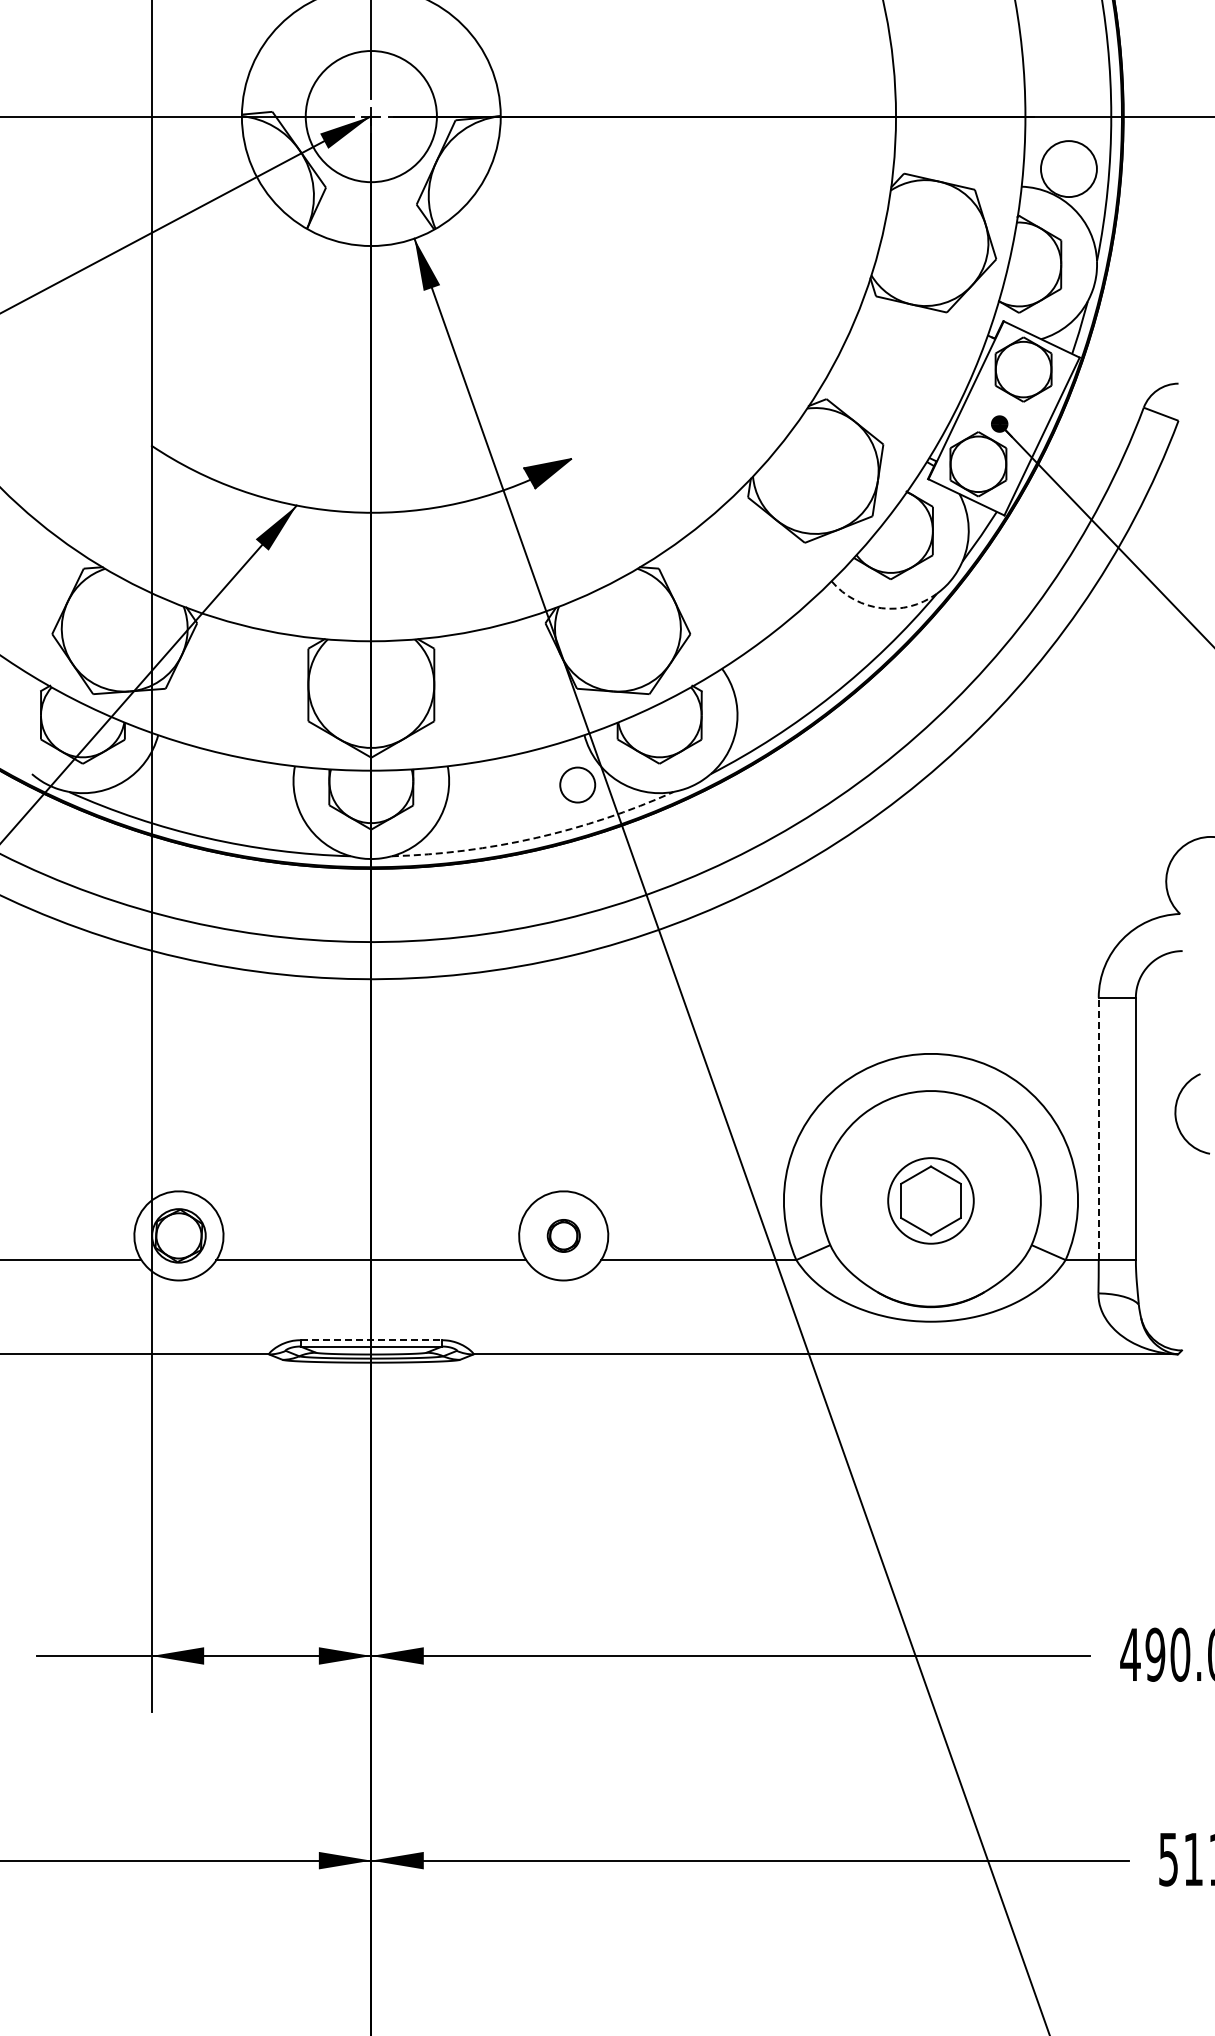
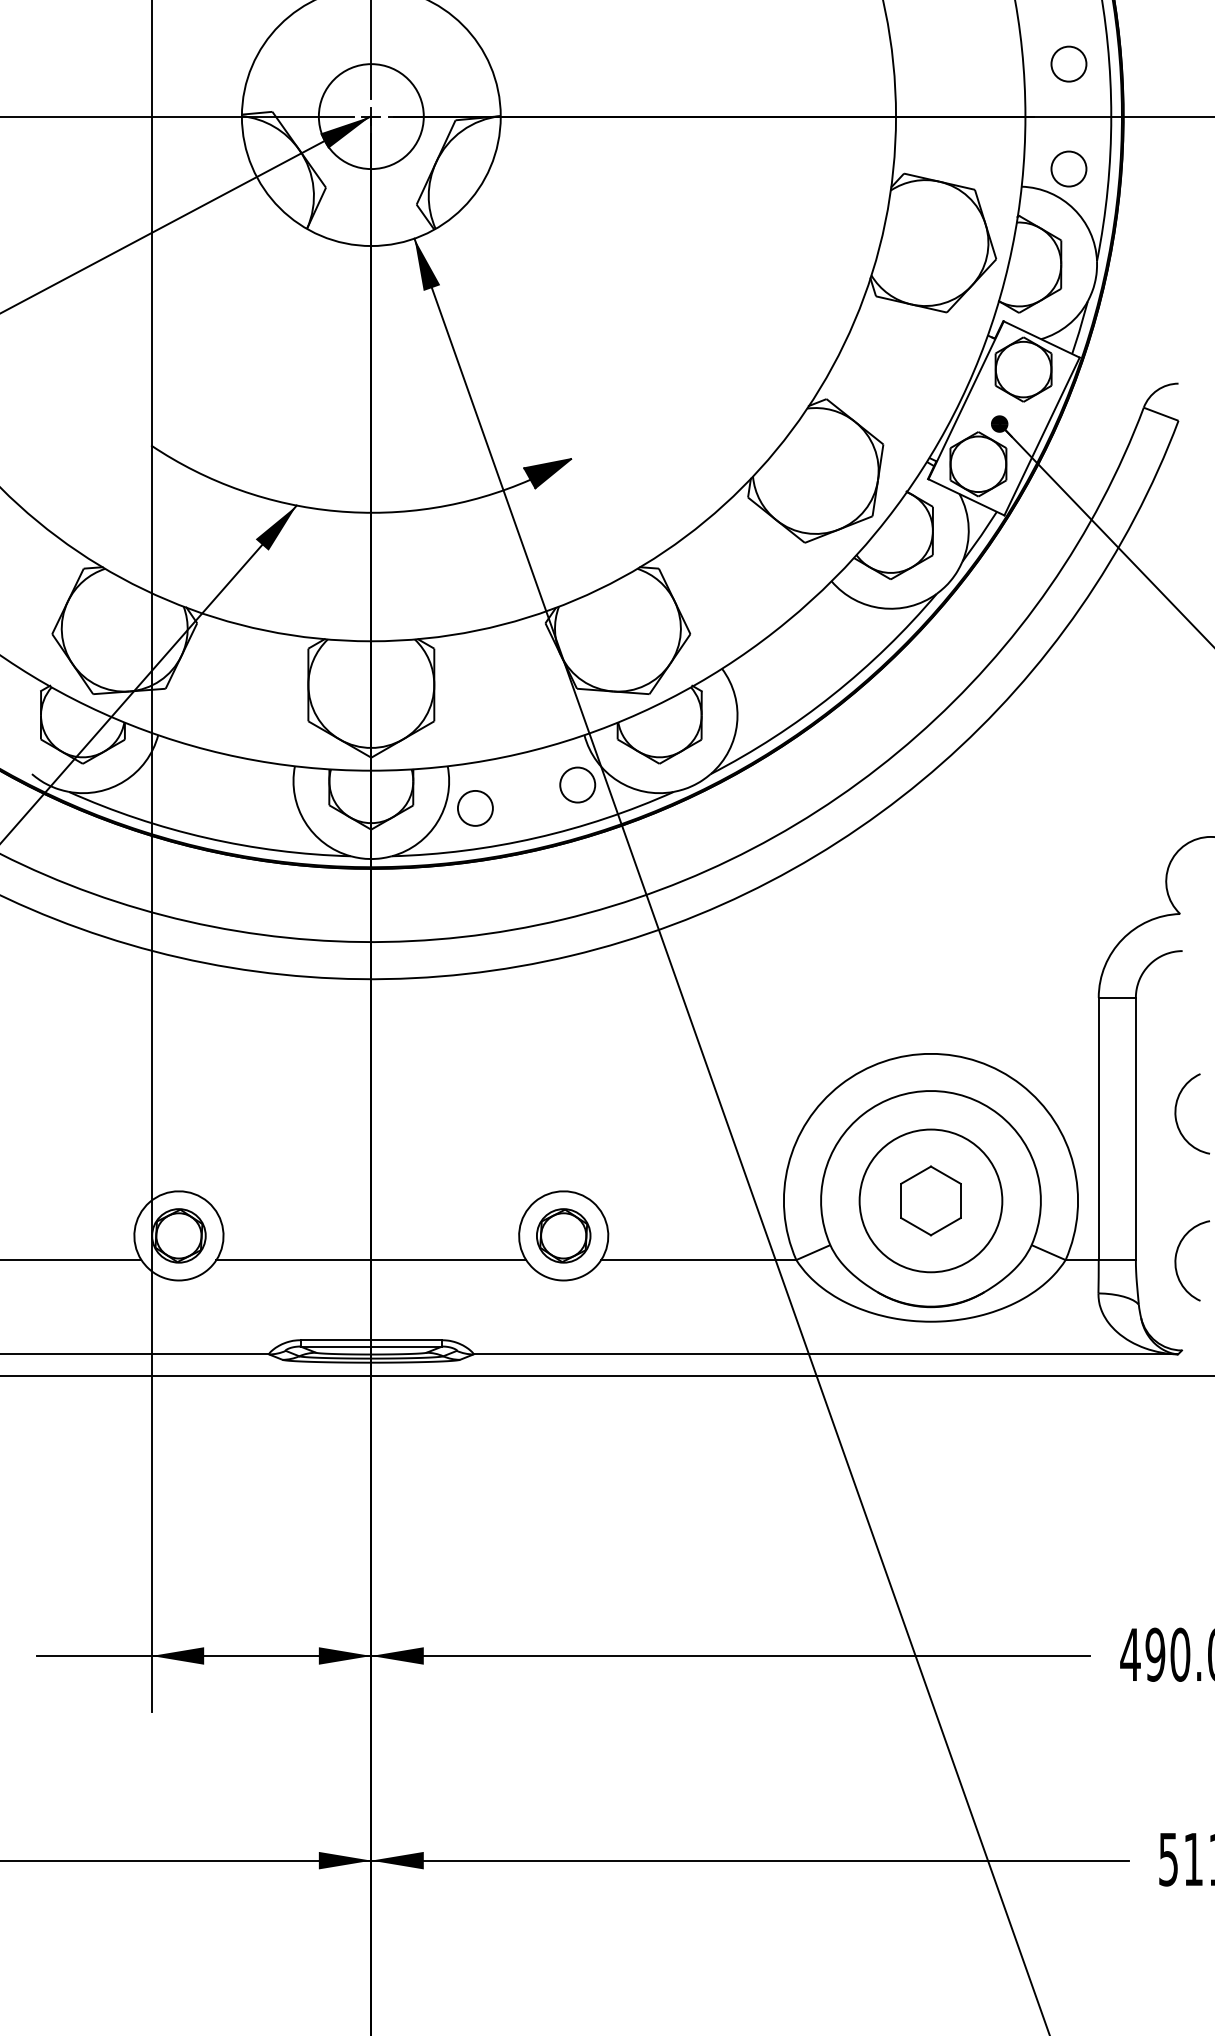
circle: none -> present (1068, 63)
circle diameter: 131 px -> 105 px (370, 116)
circle diameter: 56 px -> 35 px (1068, 168)
arc: dashed -> solid (881, 608)
circle: none -> present (475, 808)
arc: dashed -> solid (536, 837)
line: dashed -> solid (1098, 1128)
circle diameter: 86 px -> 143 px (930, 1200)
part size: 35x34 px -> 56x56 px (563, 1235)
arc: none -> present (1176, 1260)
line: dashed -> solid (371, 1340)
line: none -> present (606, 1375)
